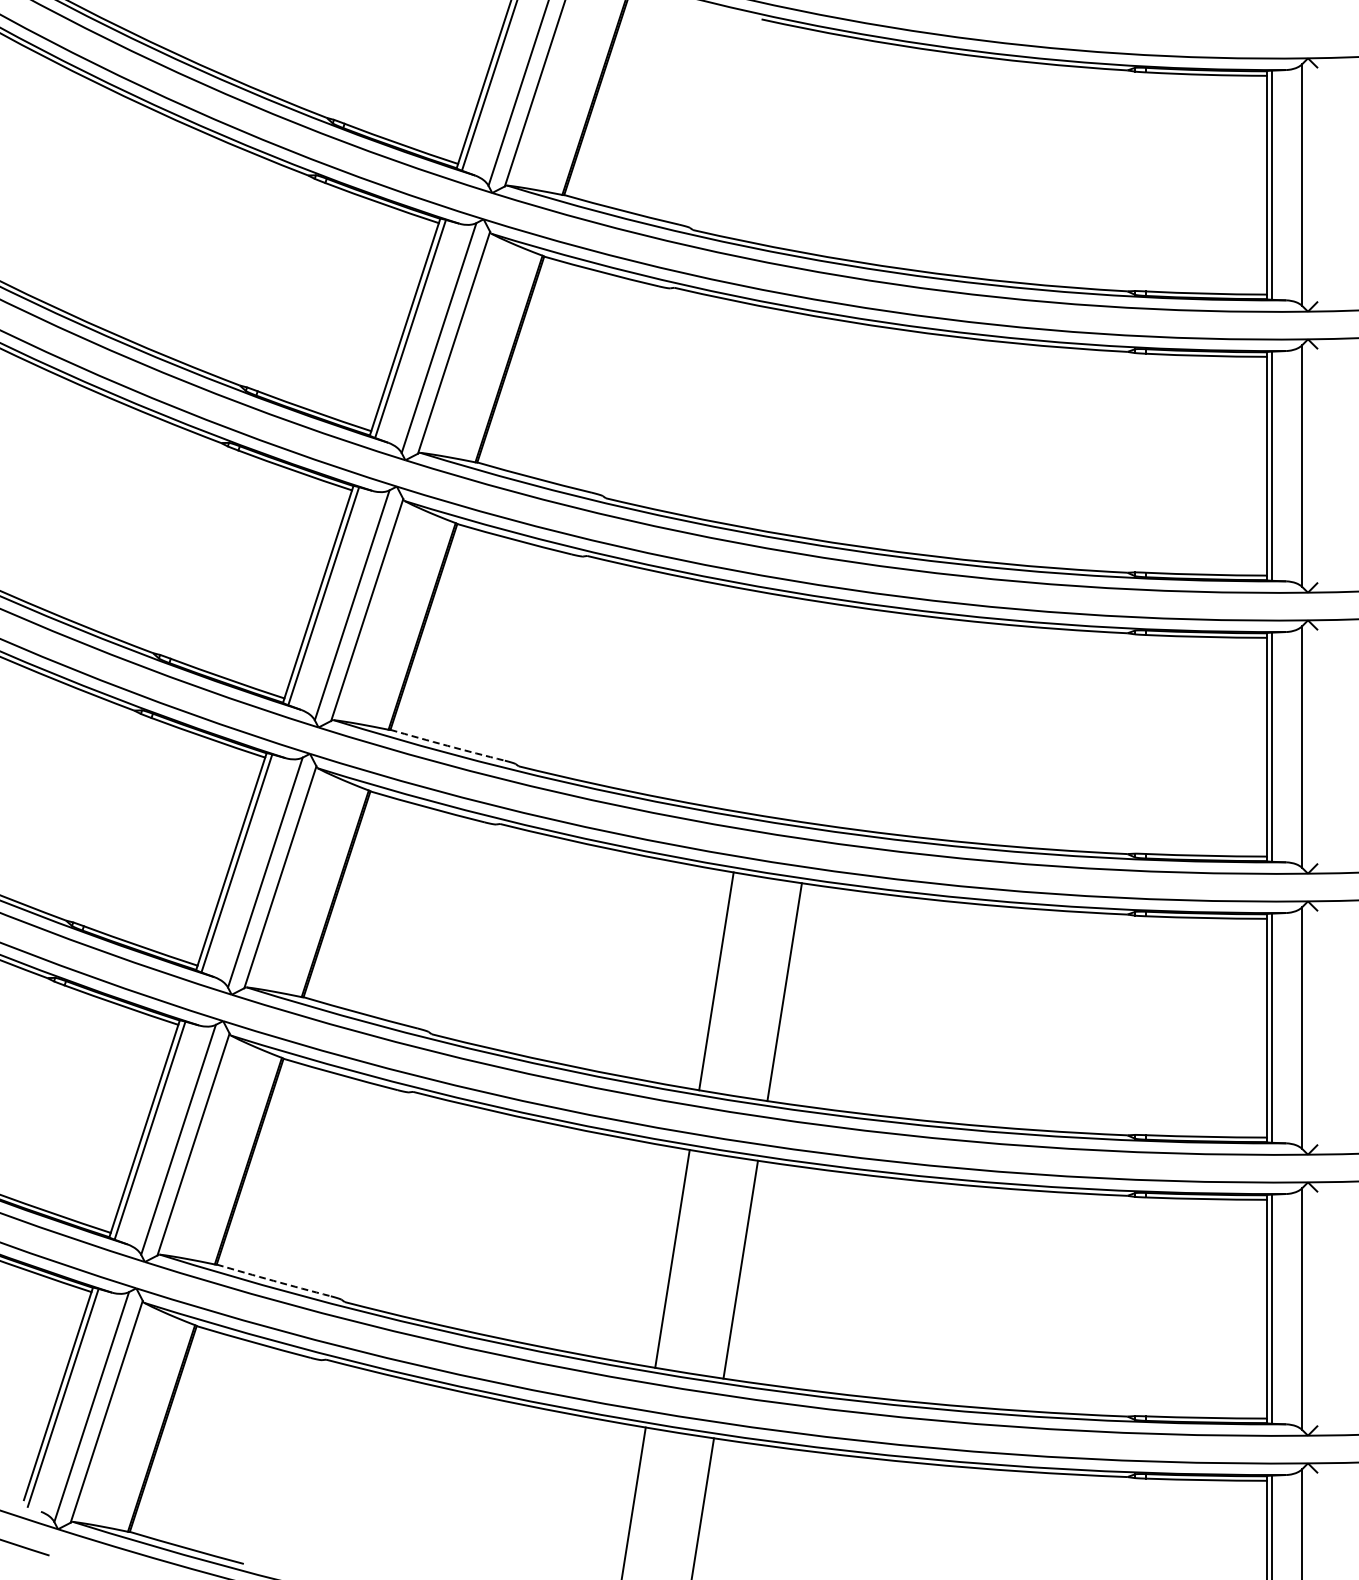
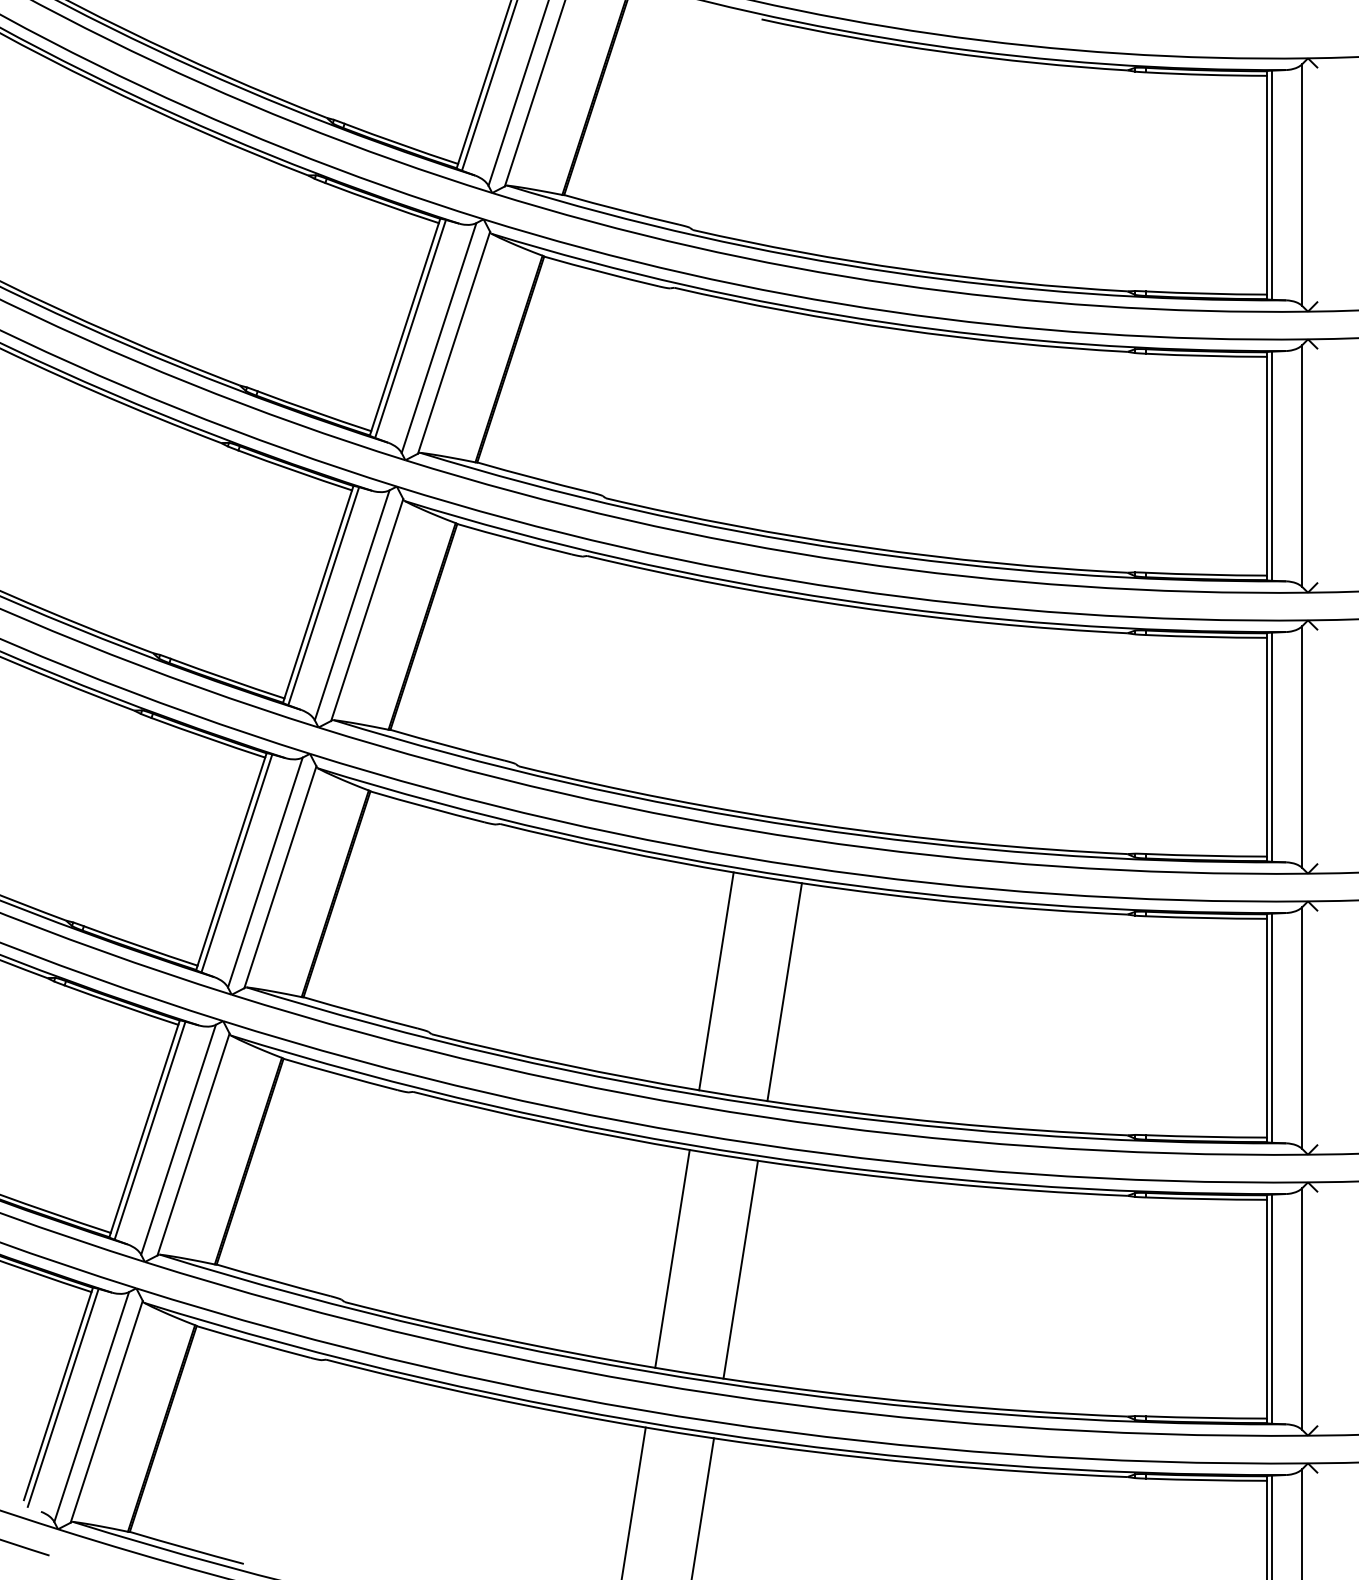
arc: dashed -> solid (447, 745)
arc: dashed -> solid (273, 1280)
